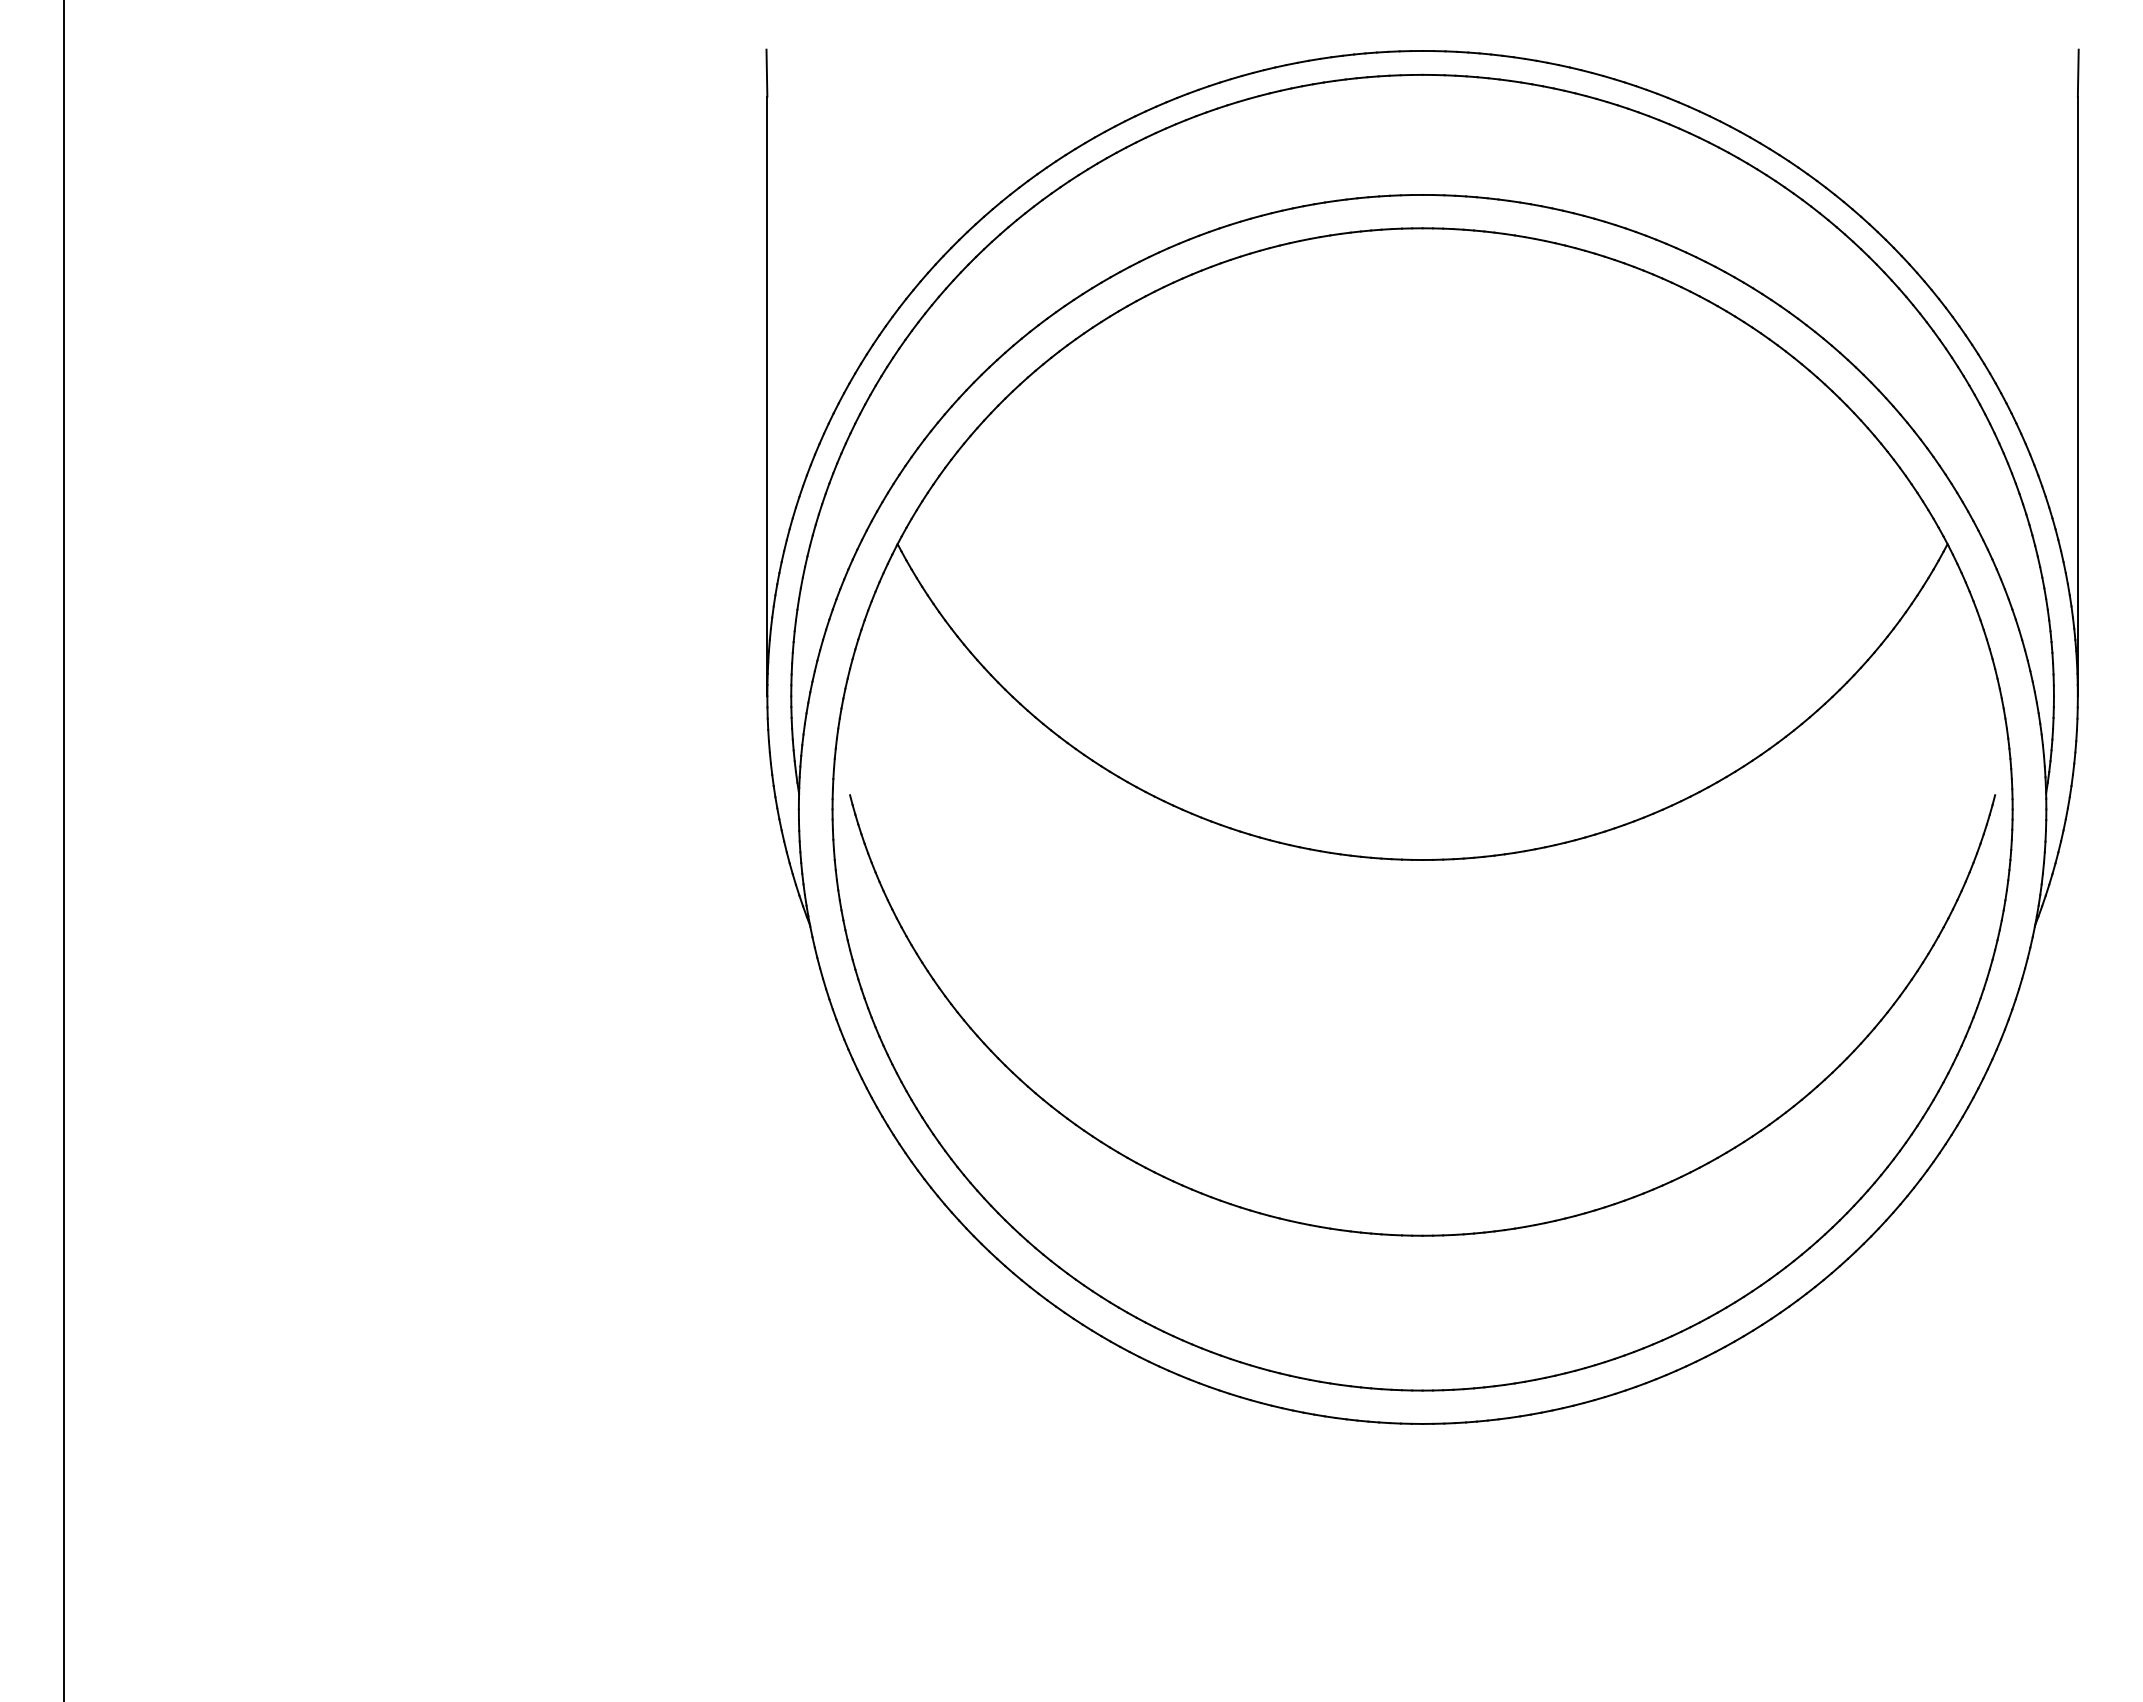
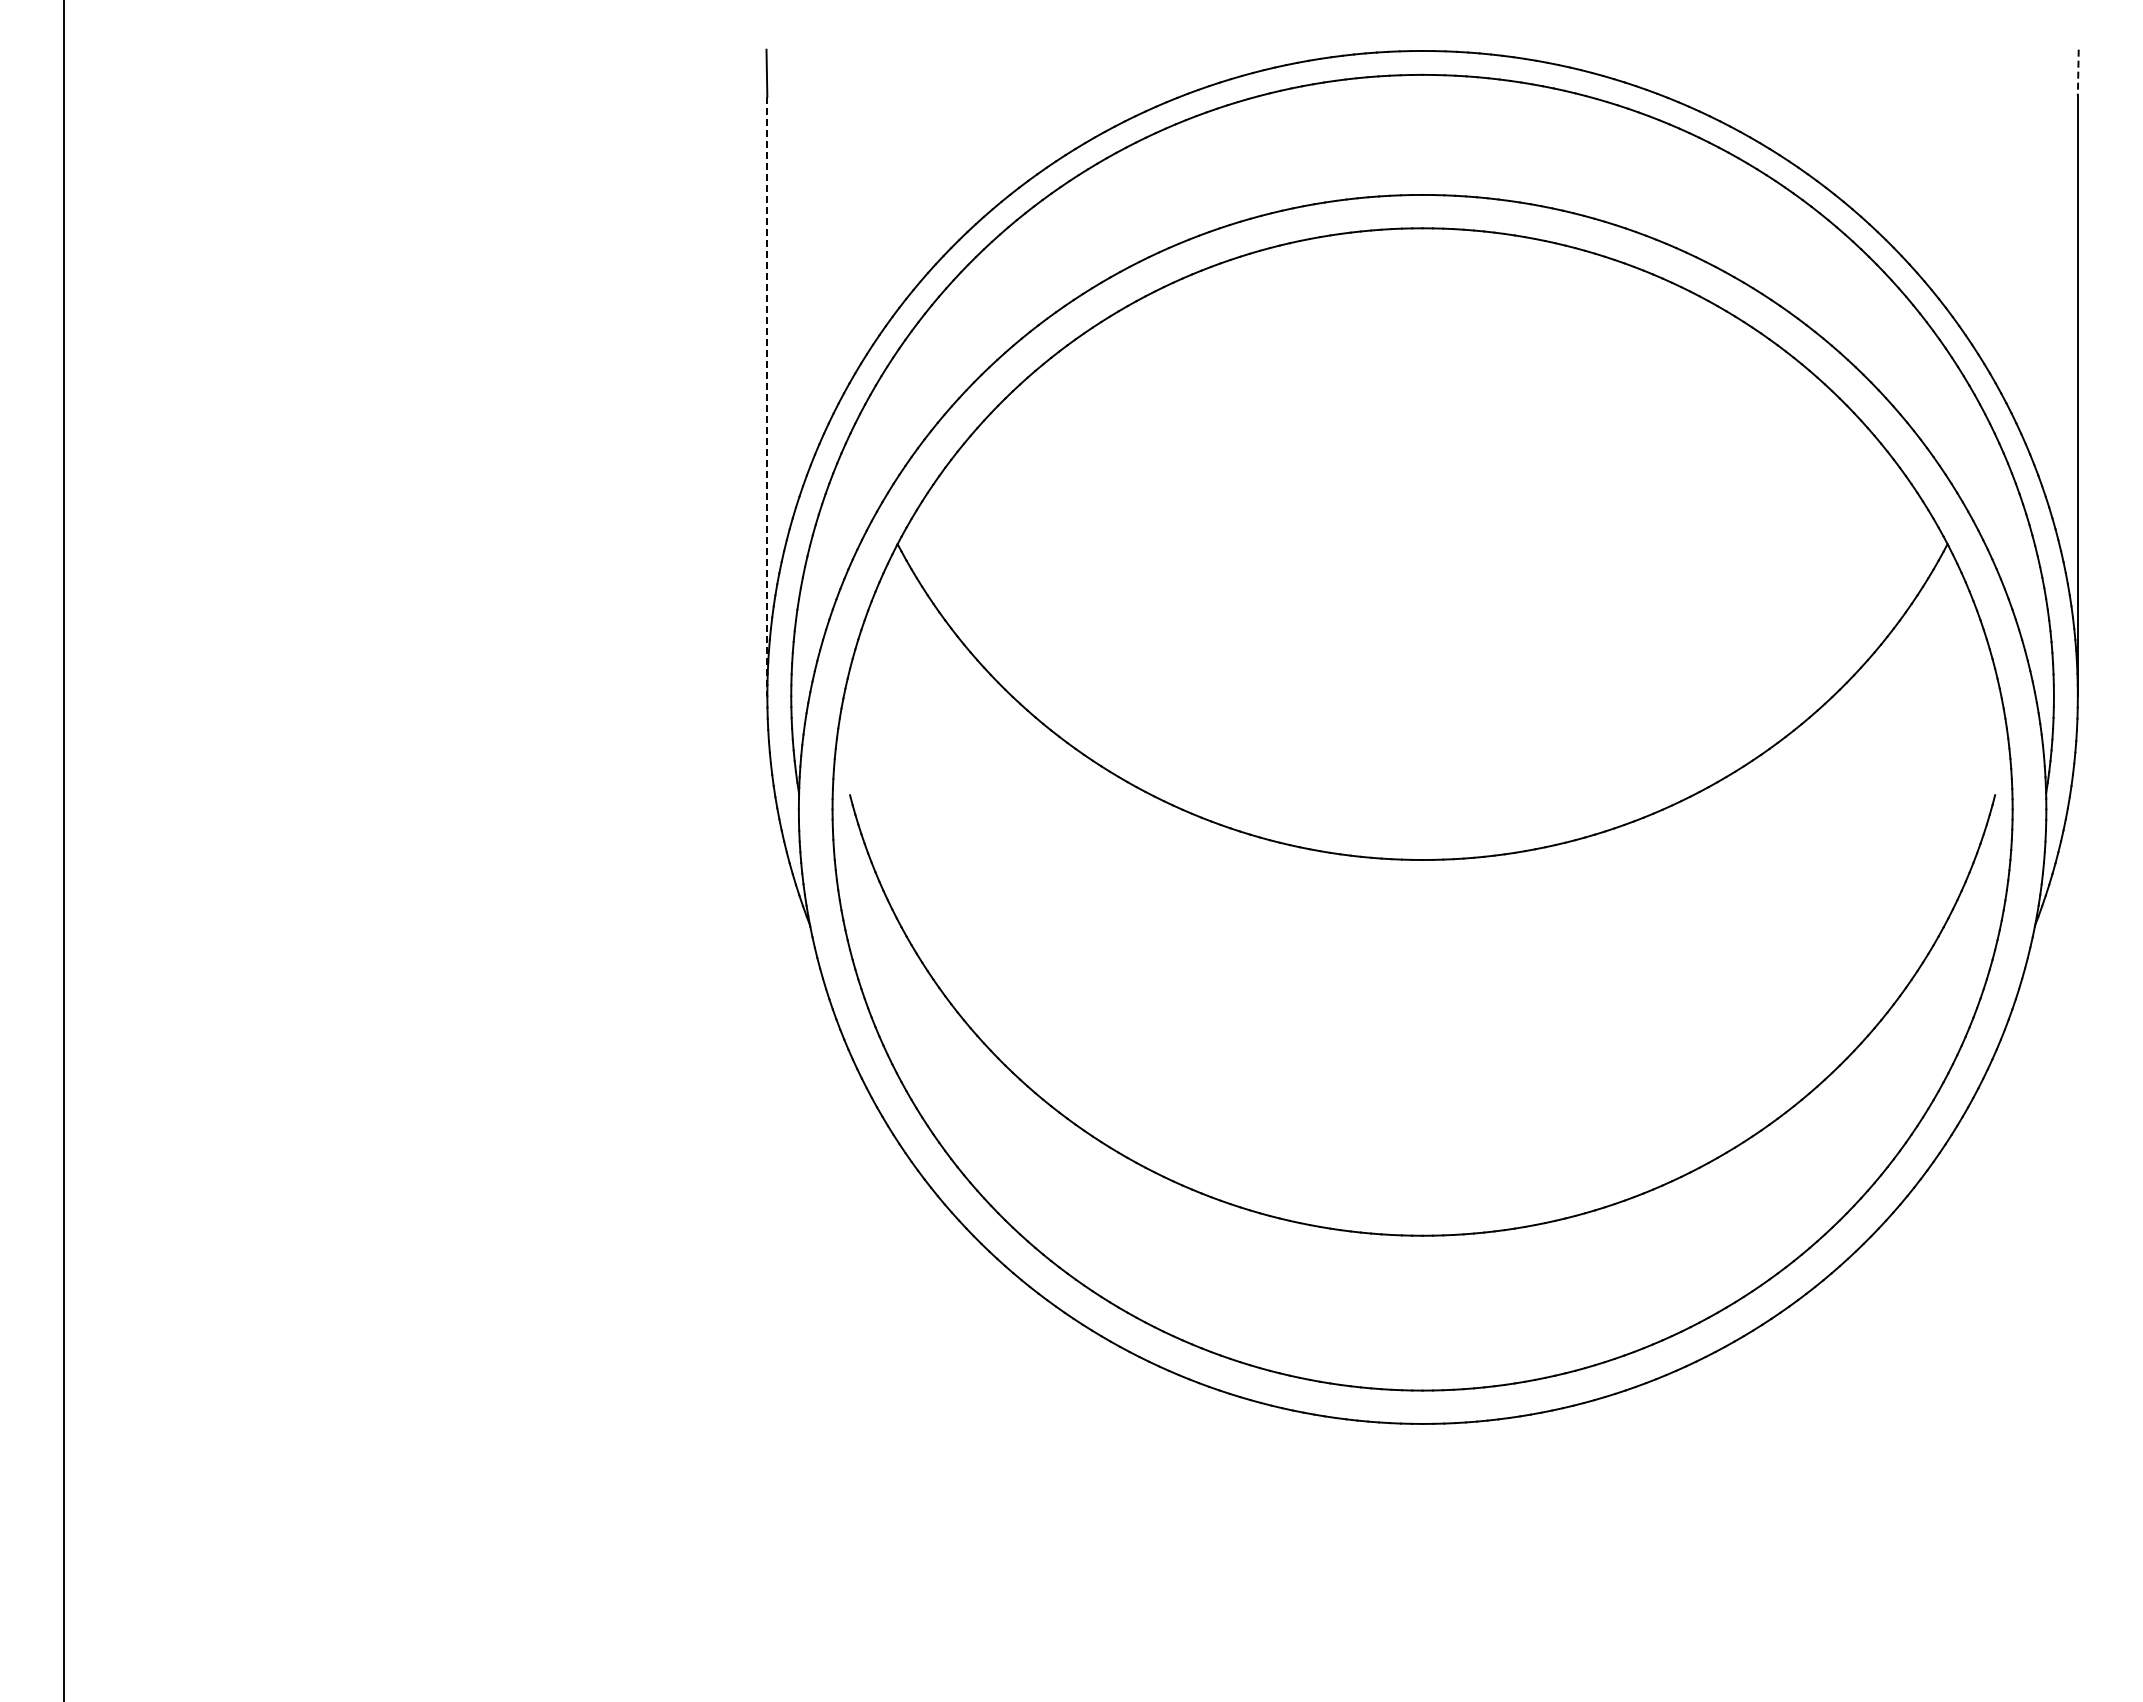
line: solid -> dashed (2078, 73)
line: solid -> dashed (767, 396)
